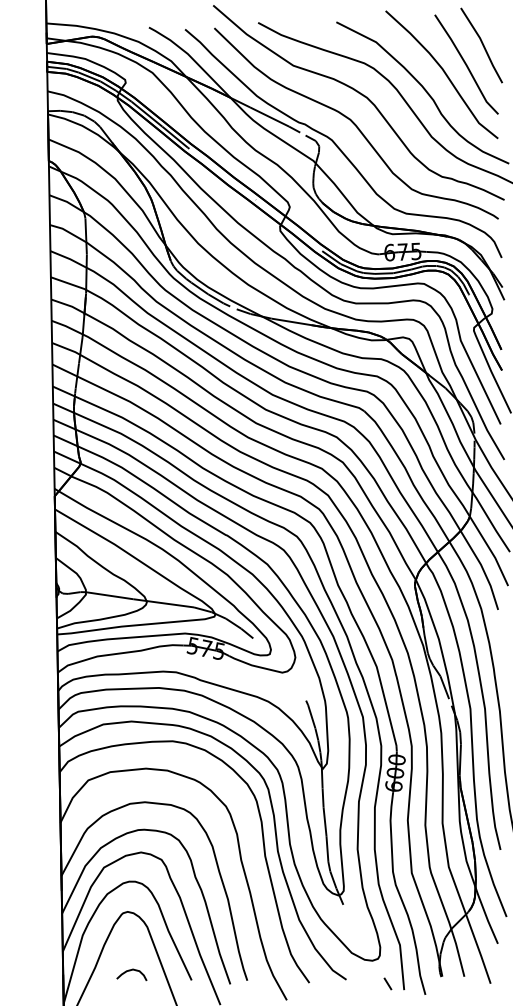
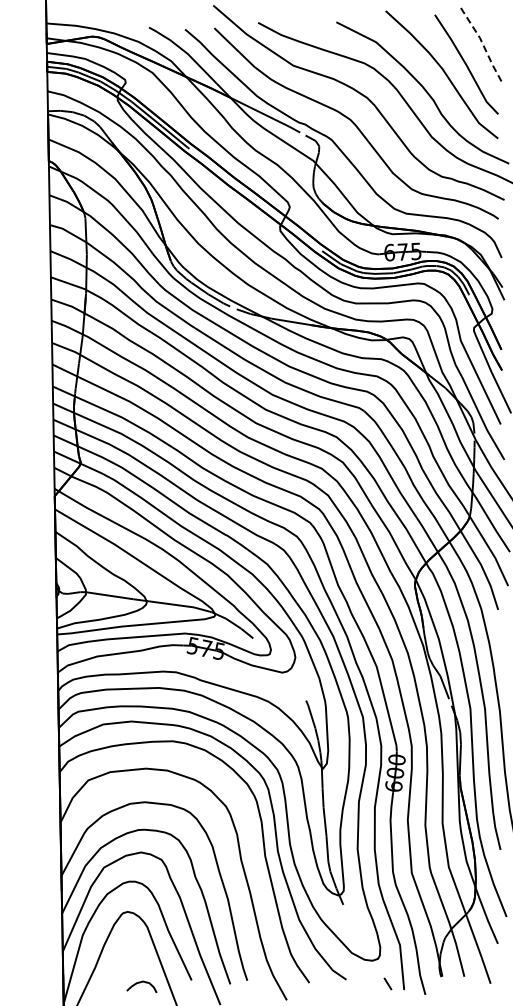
line: solid -> dashed (483, 45)
curve position: (130, 971) -> (140, 983) (140, 983)
